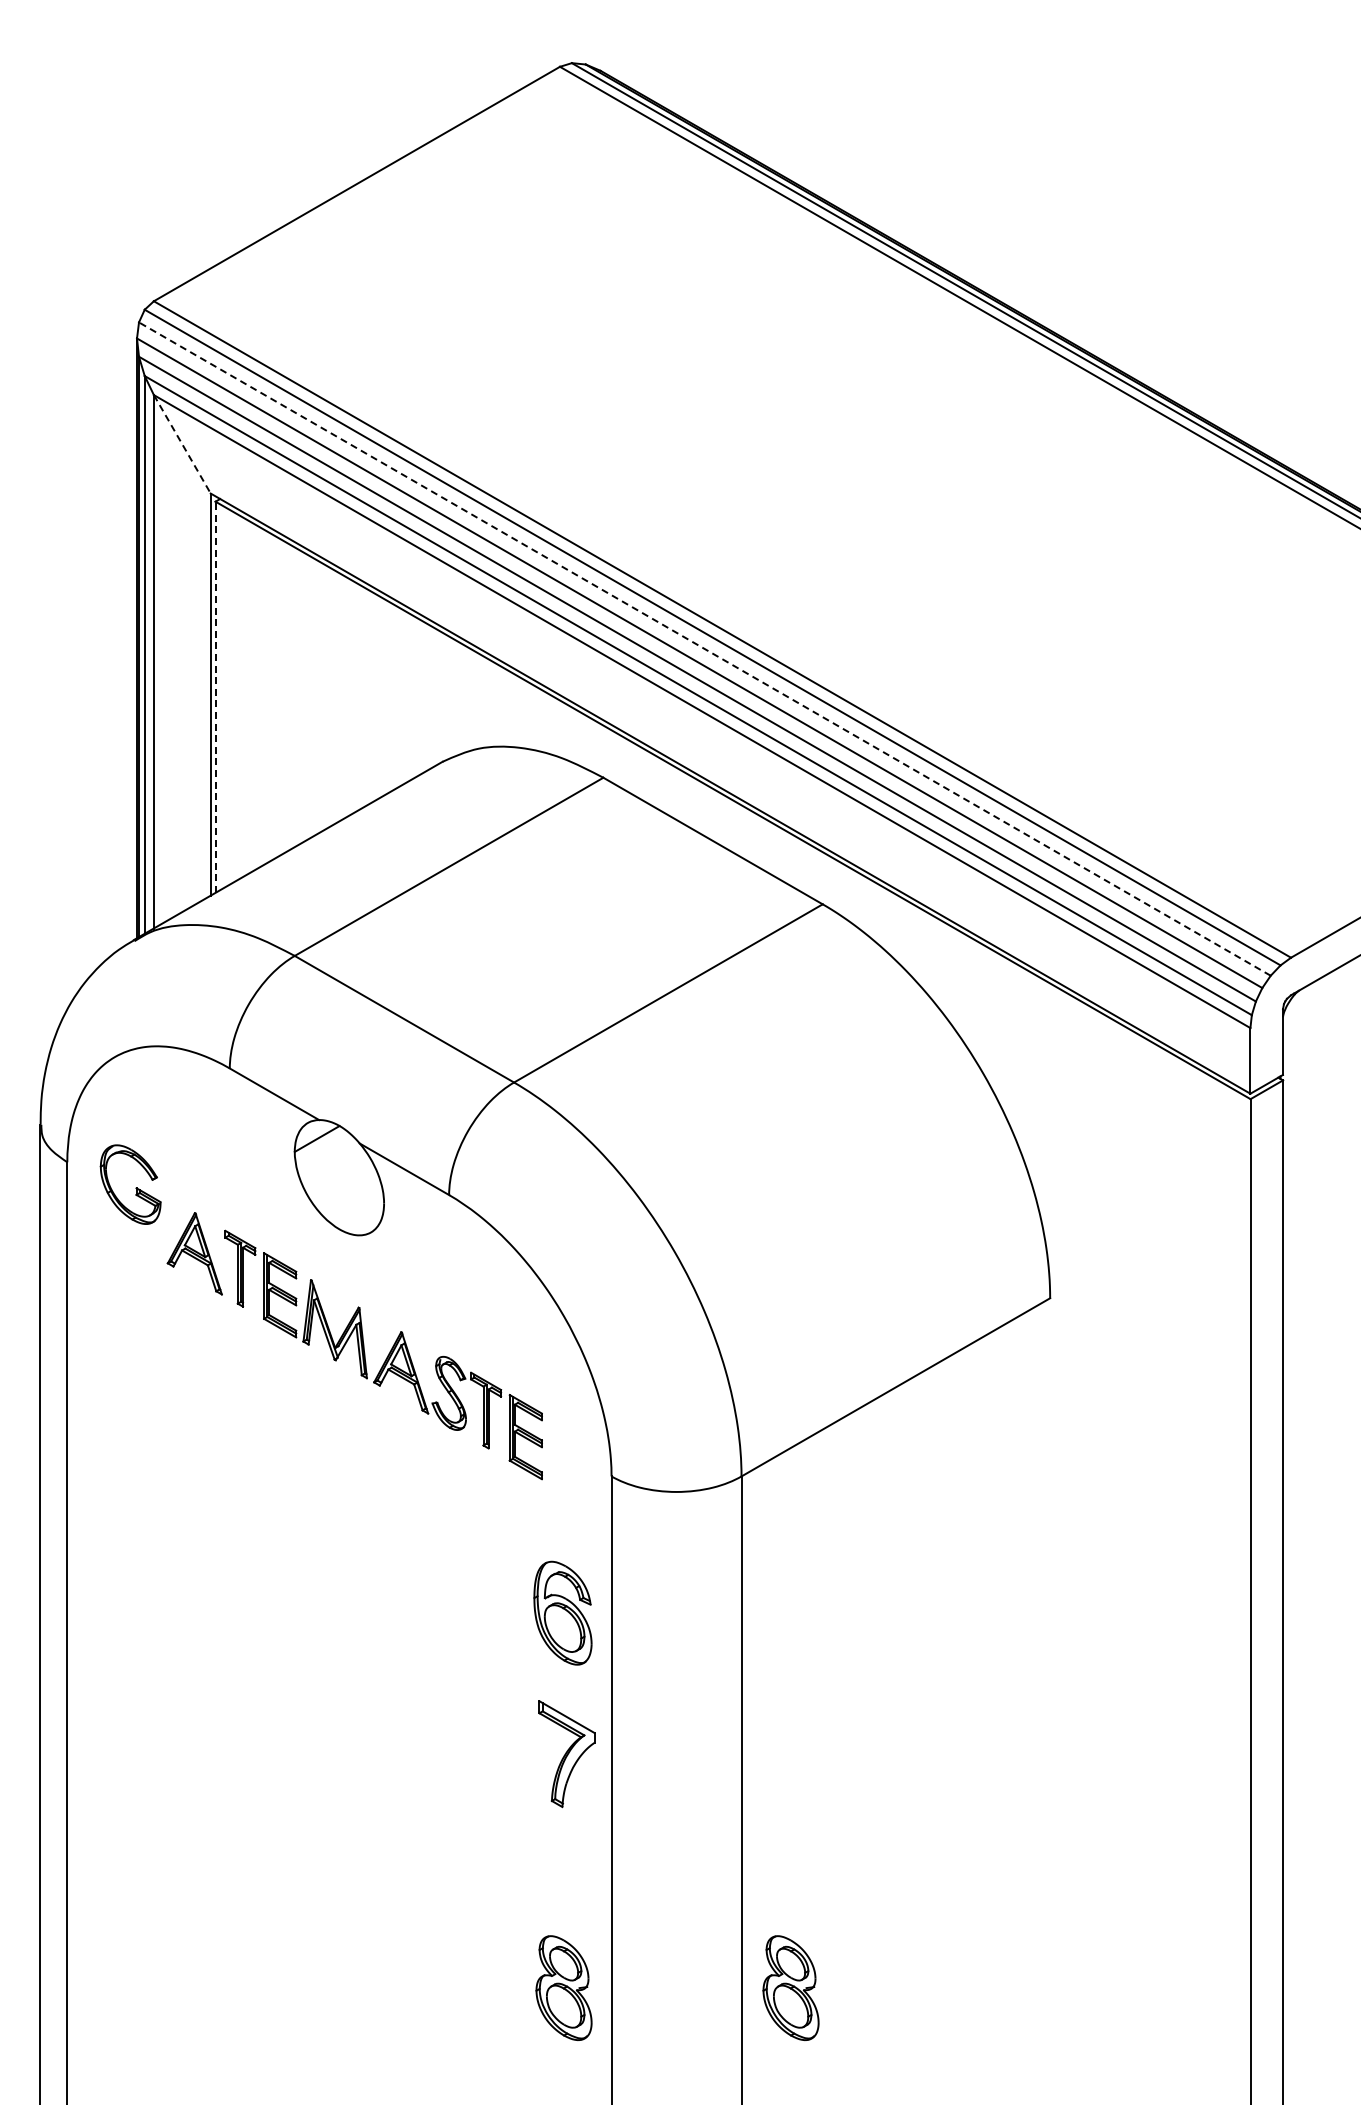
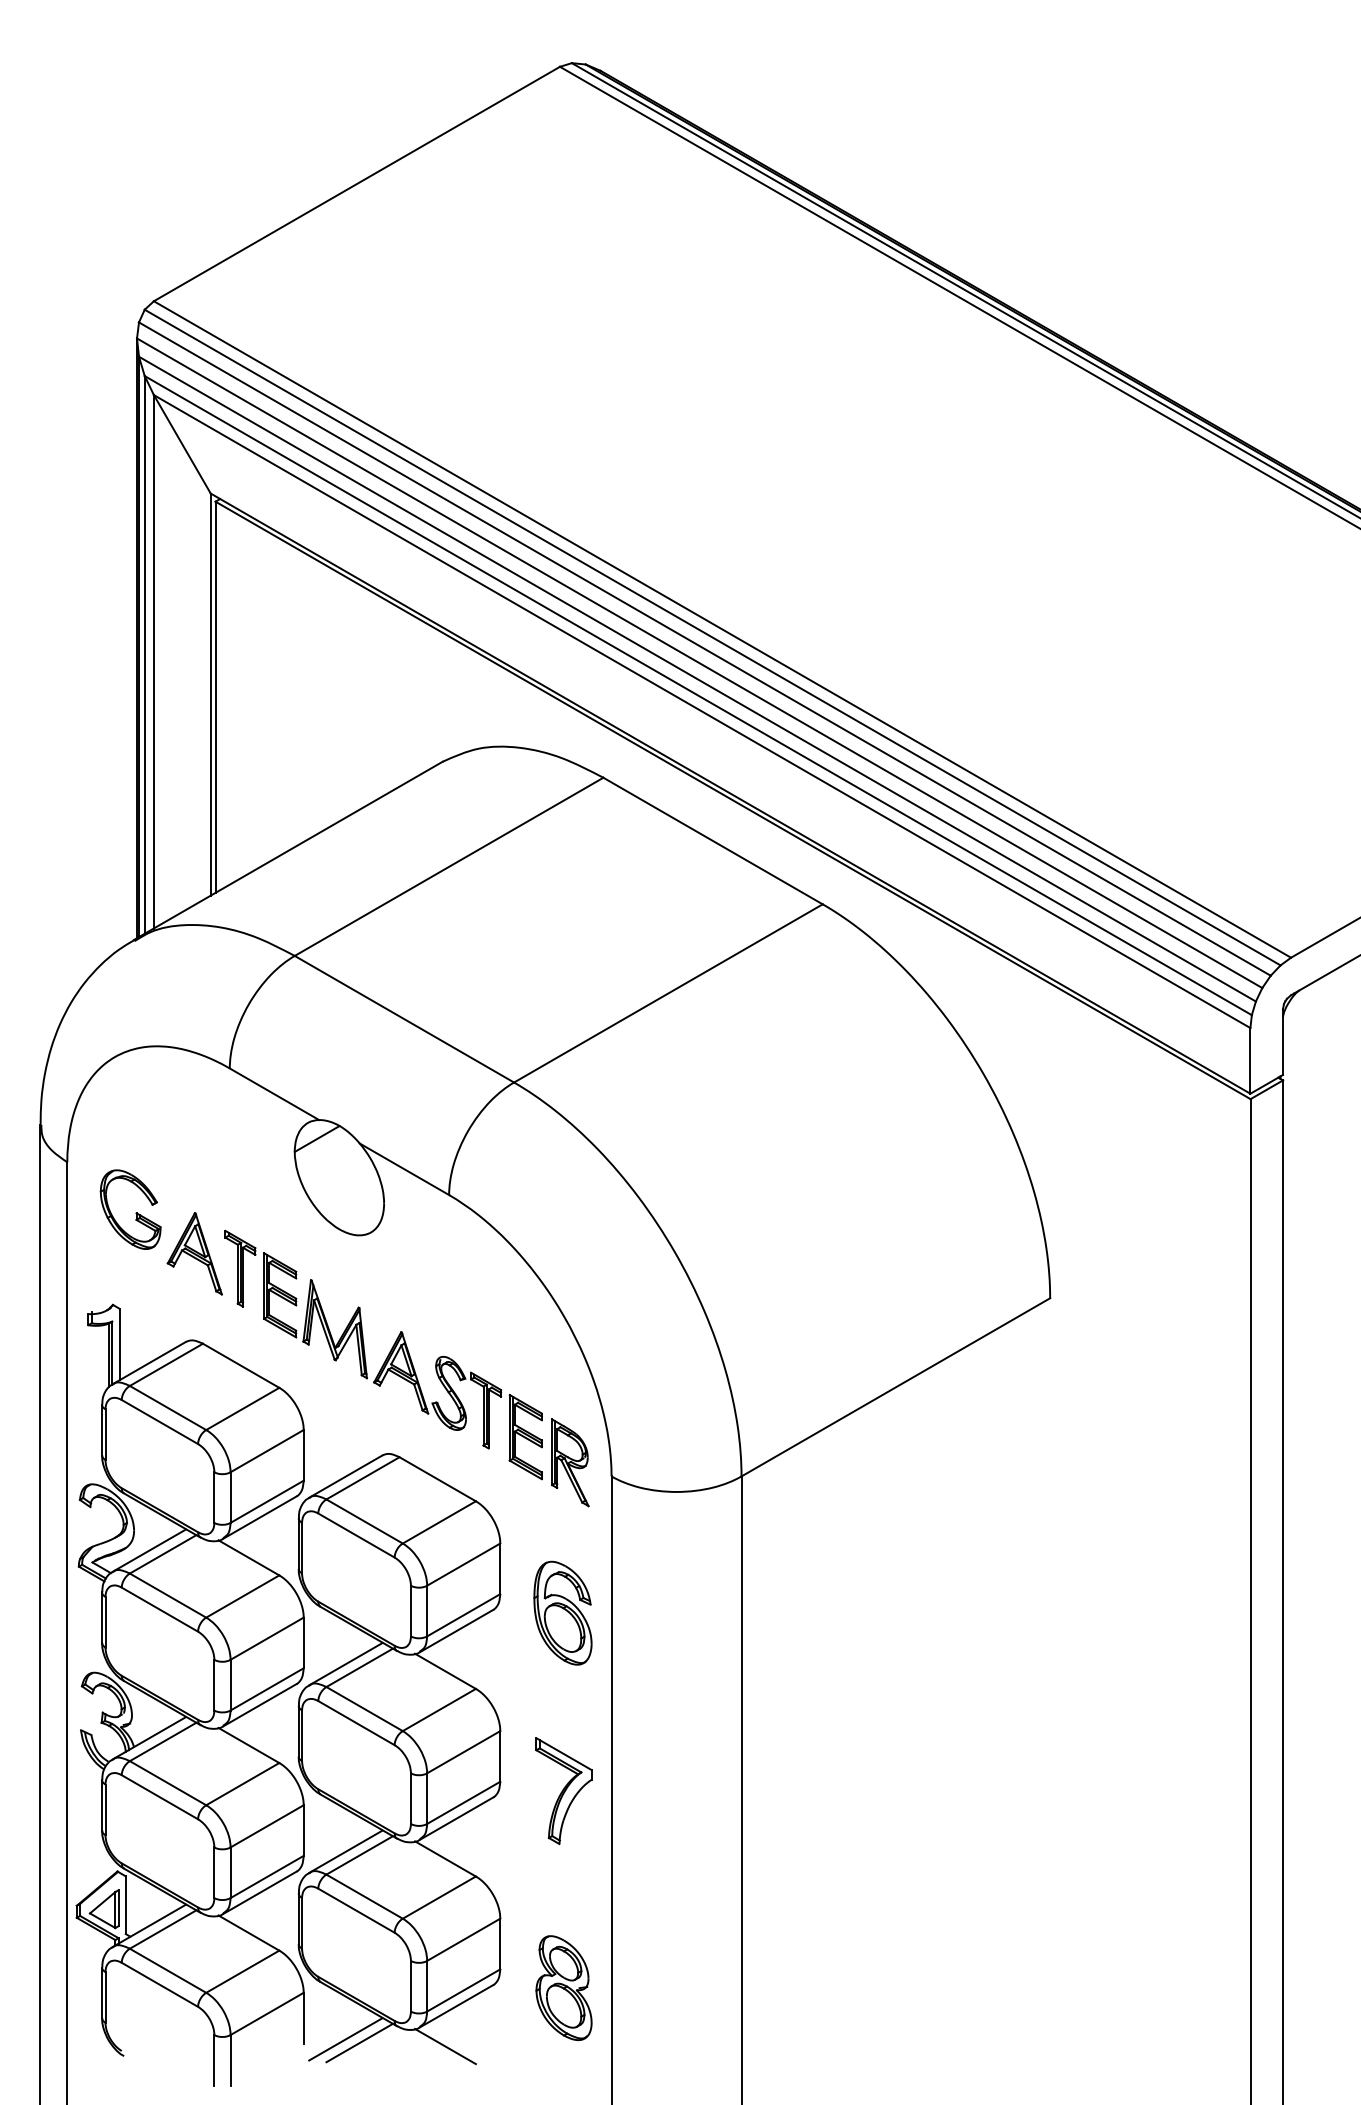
line: dashed -> solid (182, 444)
line: dashed -> solid (704, 648)
line: dashed -> solid (215, 697)
part position: (130, 1184) -> (130, 1209) (130, 1209)
part: none -> present (570, 1462)
part: none -> present (288, 1694)
part position: (566, 1754) -> (563, 1791) (563, 1791)
part: present -> none (790, 1987)
